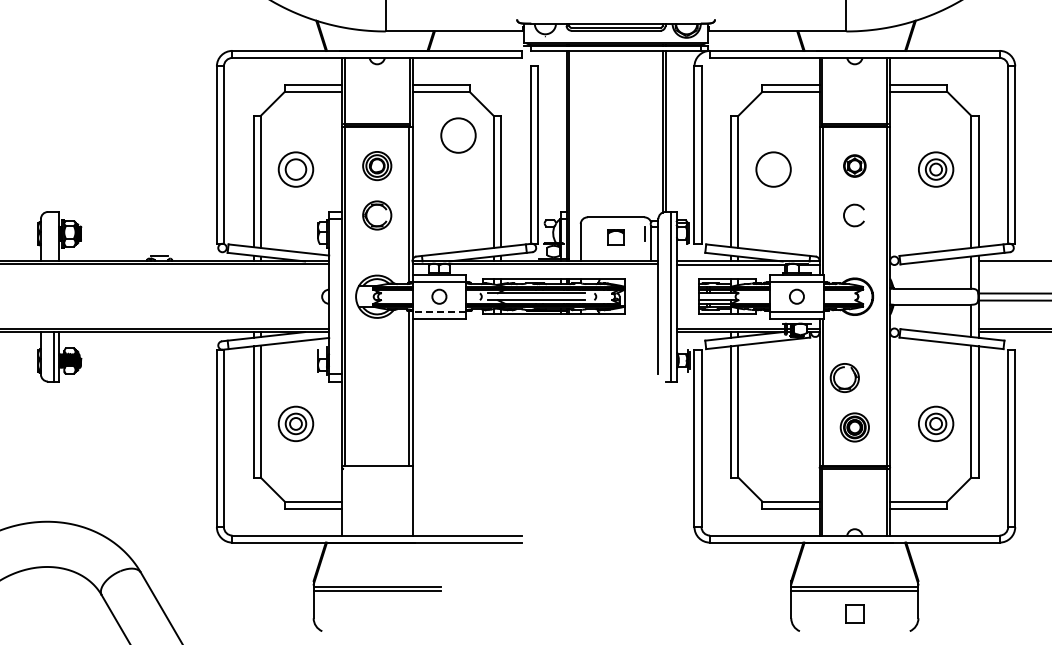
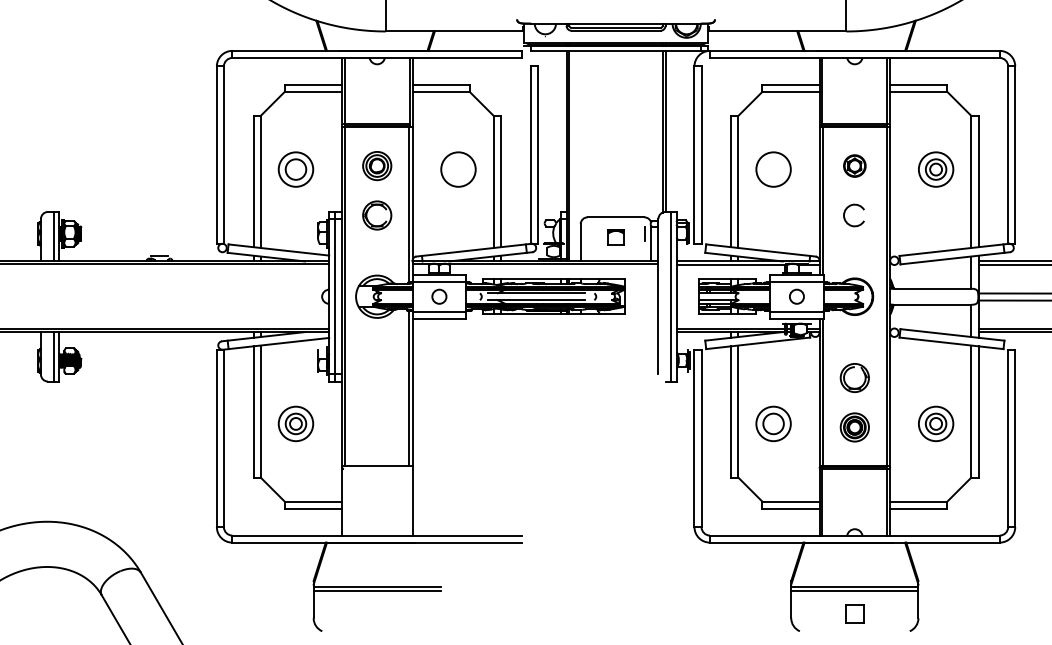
circle position: (458, 135) -> (458, 169) (458, 169)
line: none -> present (53, 236)
line: none -> present (1013, 264)
line: none -> present (334, 296)
line: dashed -> solid (439, 311)
part position: (844, 377) -> (854, 377) (854, 377)
part: none -> present (773, 423)
